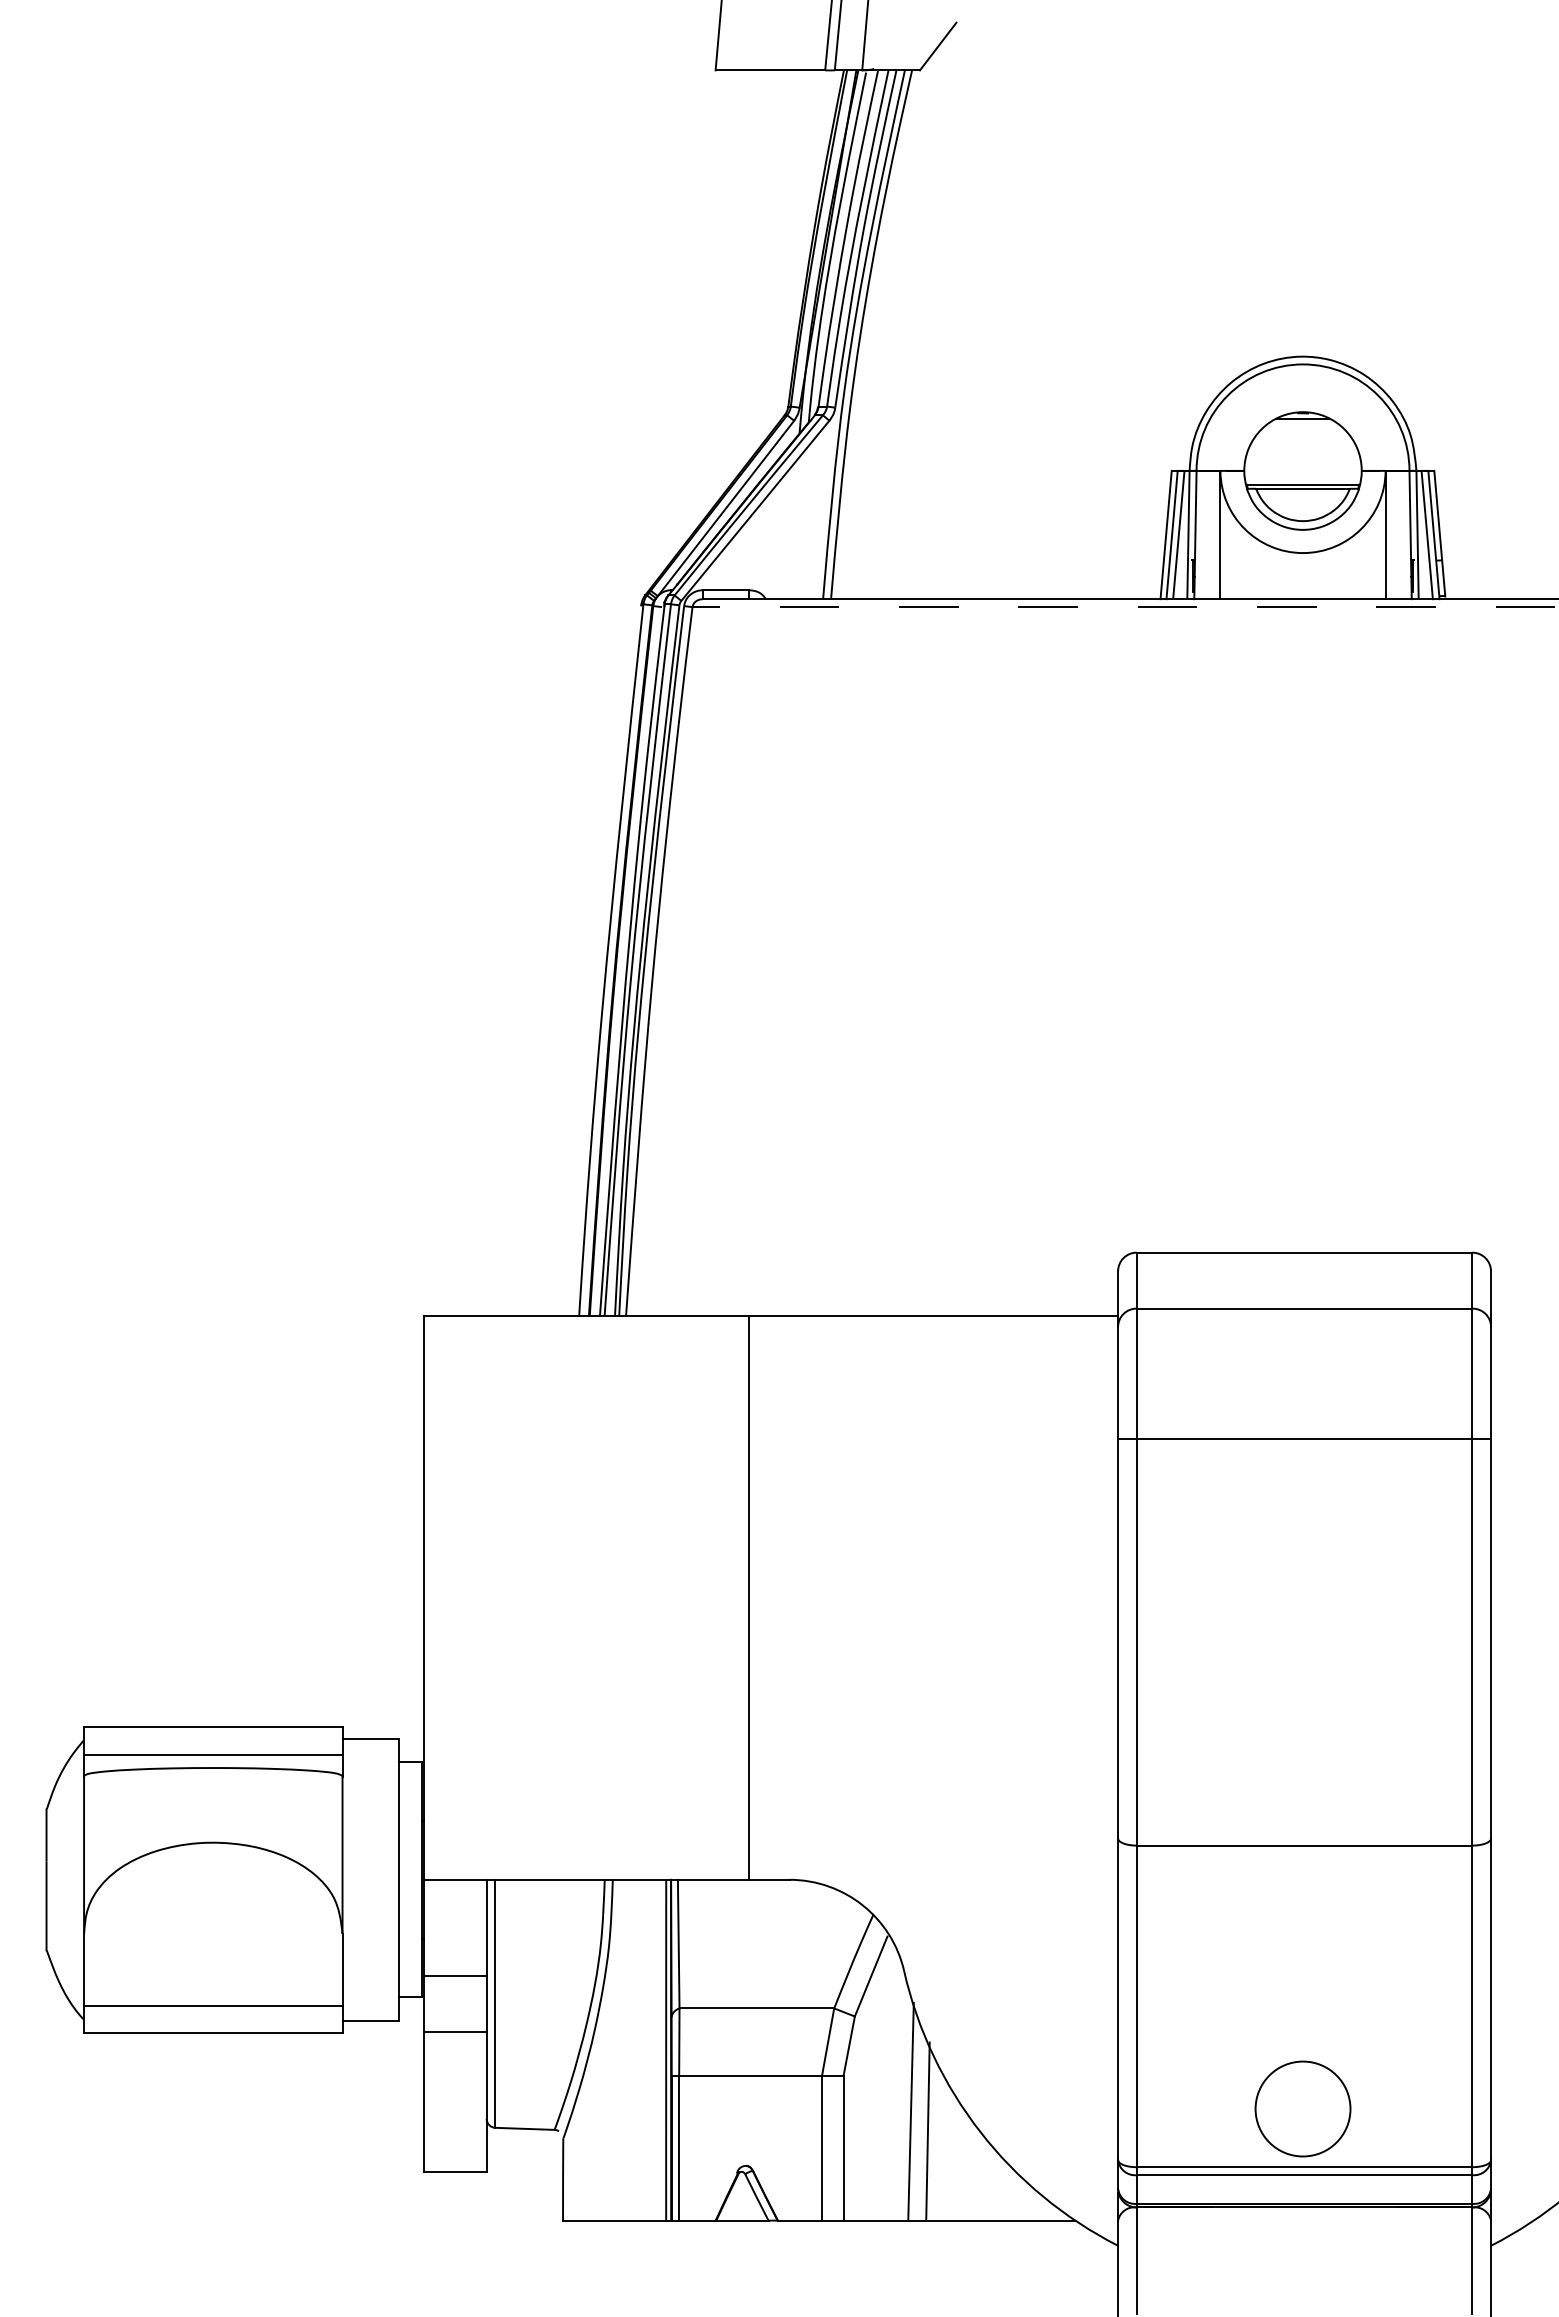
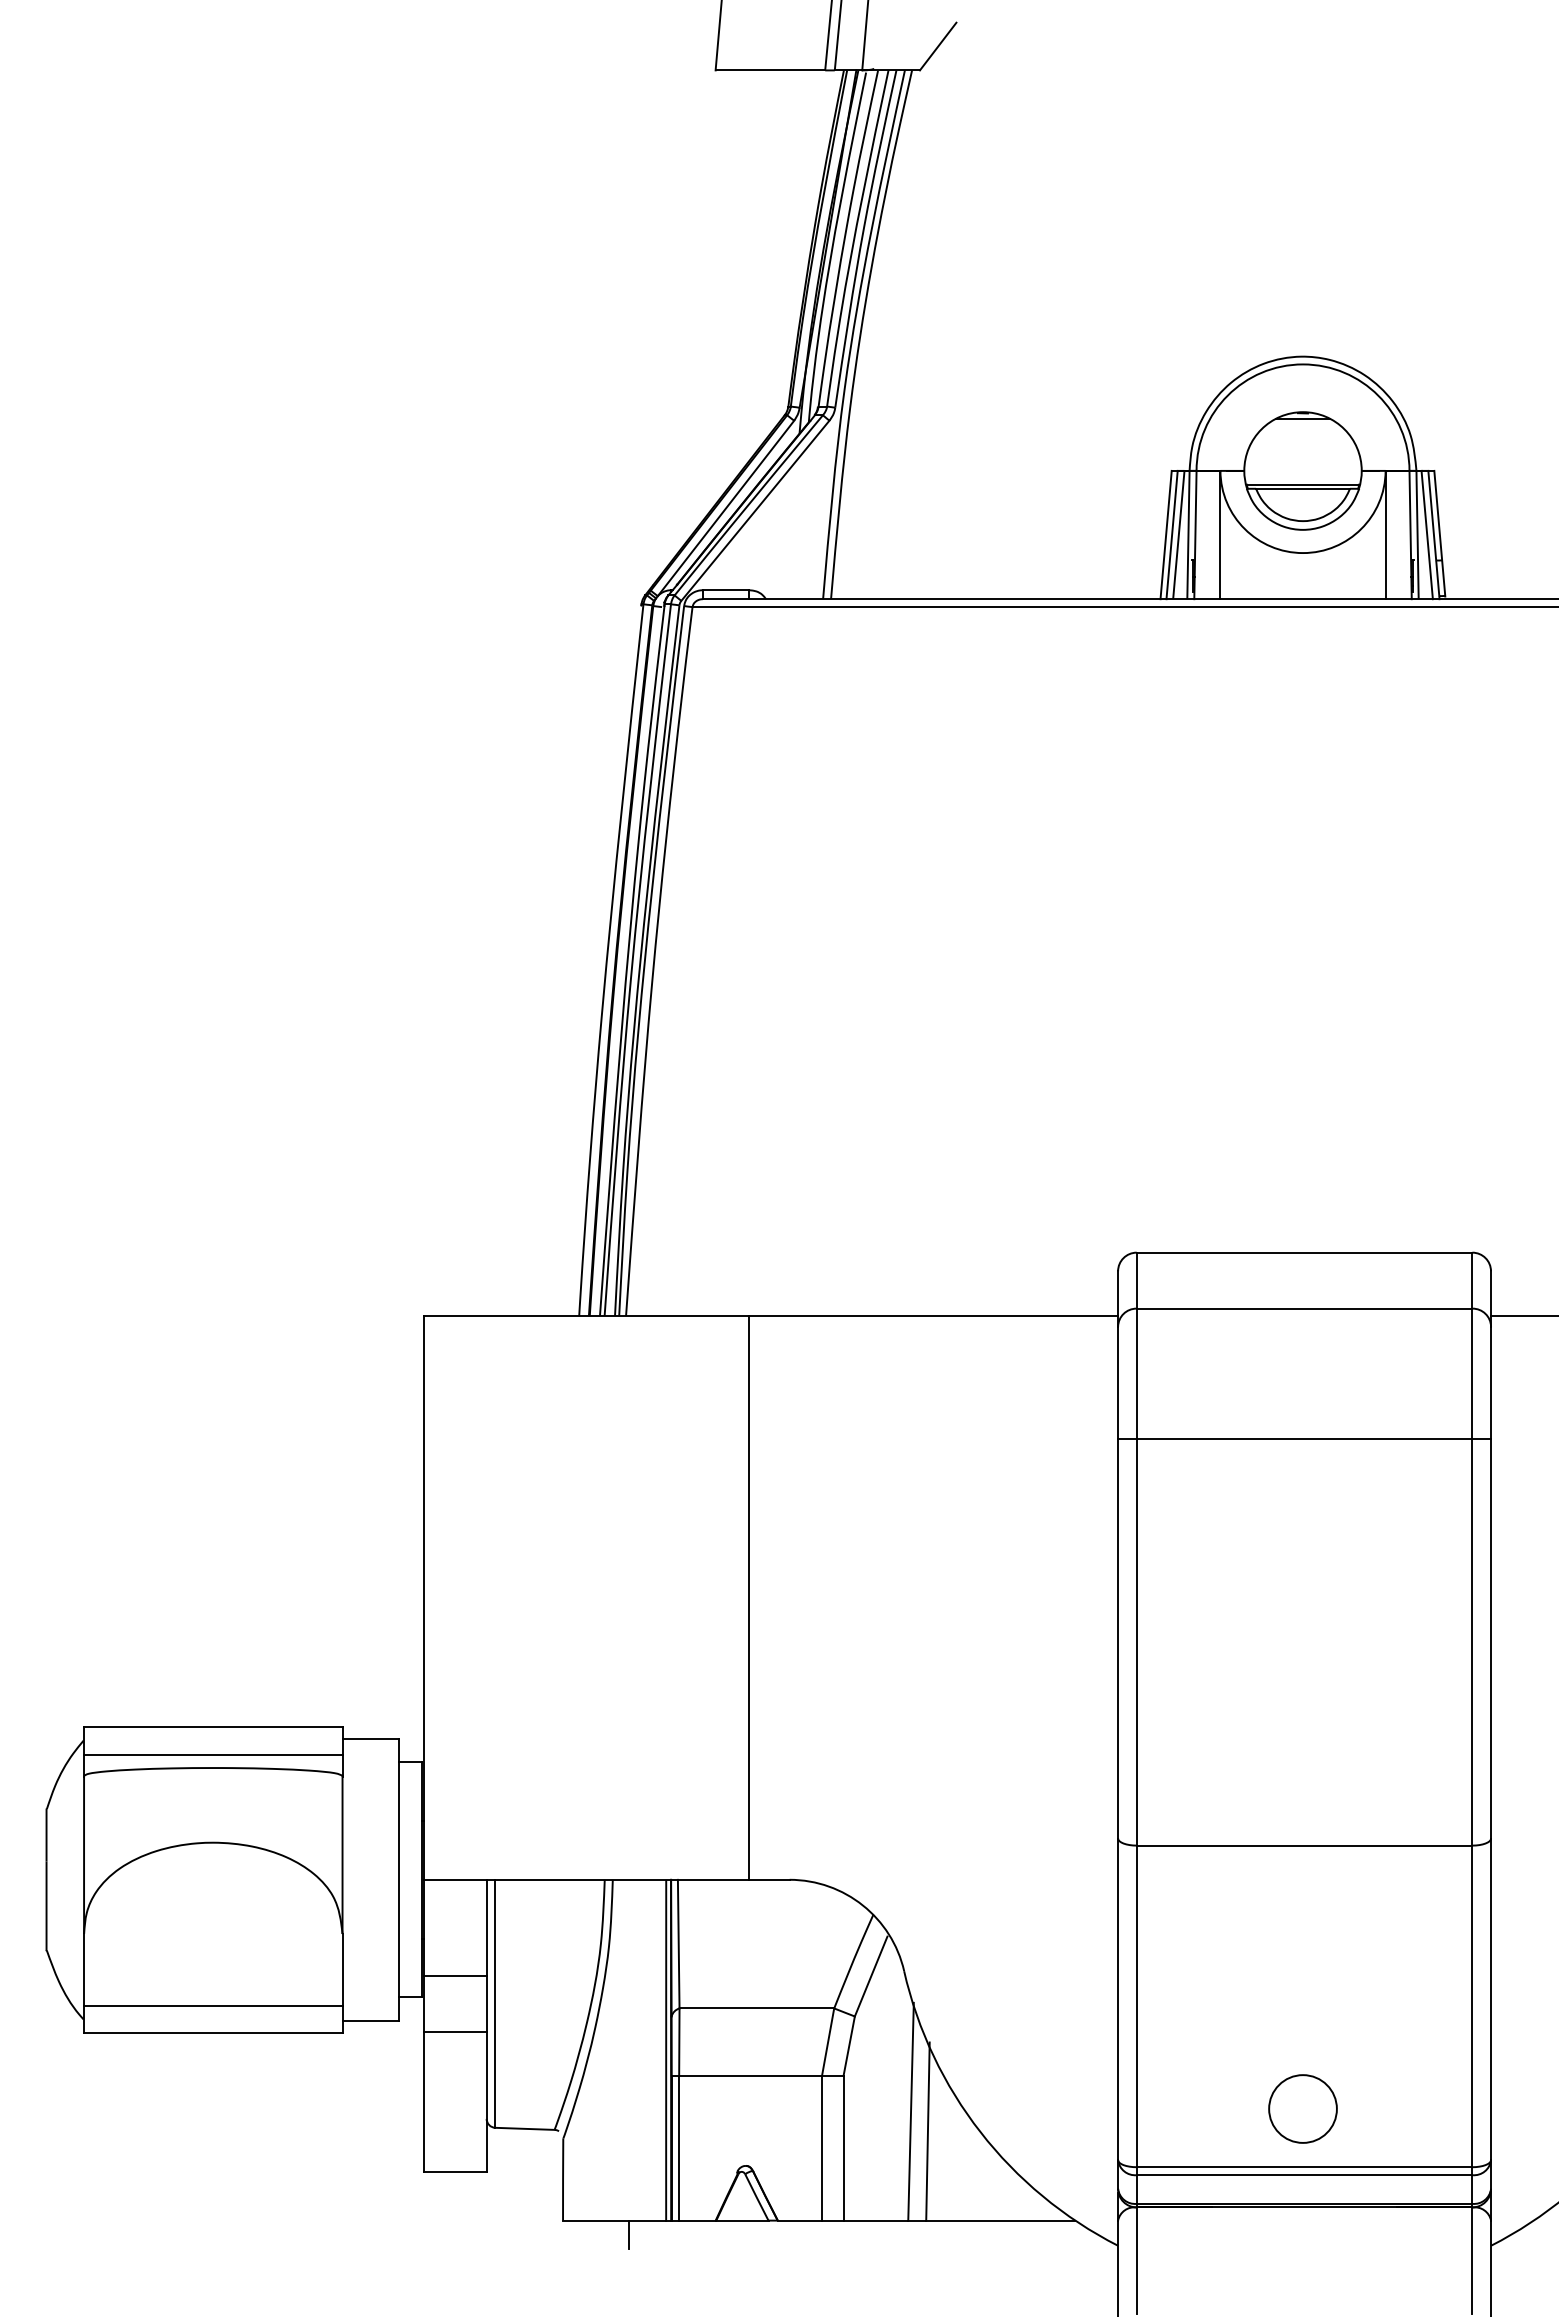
line: dashed -> solid (1125, 607)
line: none -> present (1523, 1315)
circle size: 98x98 px -> 70x70 px (1302, 2108)
line: none -> present (629, 2234)
